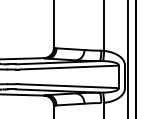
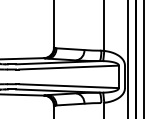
line: none -> present (144, 58)
